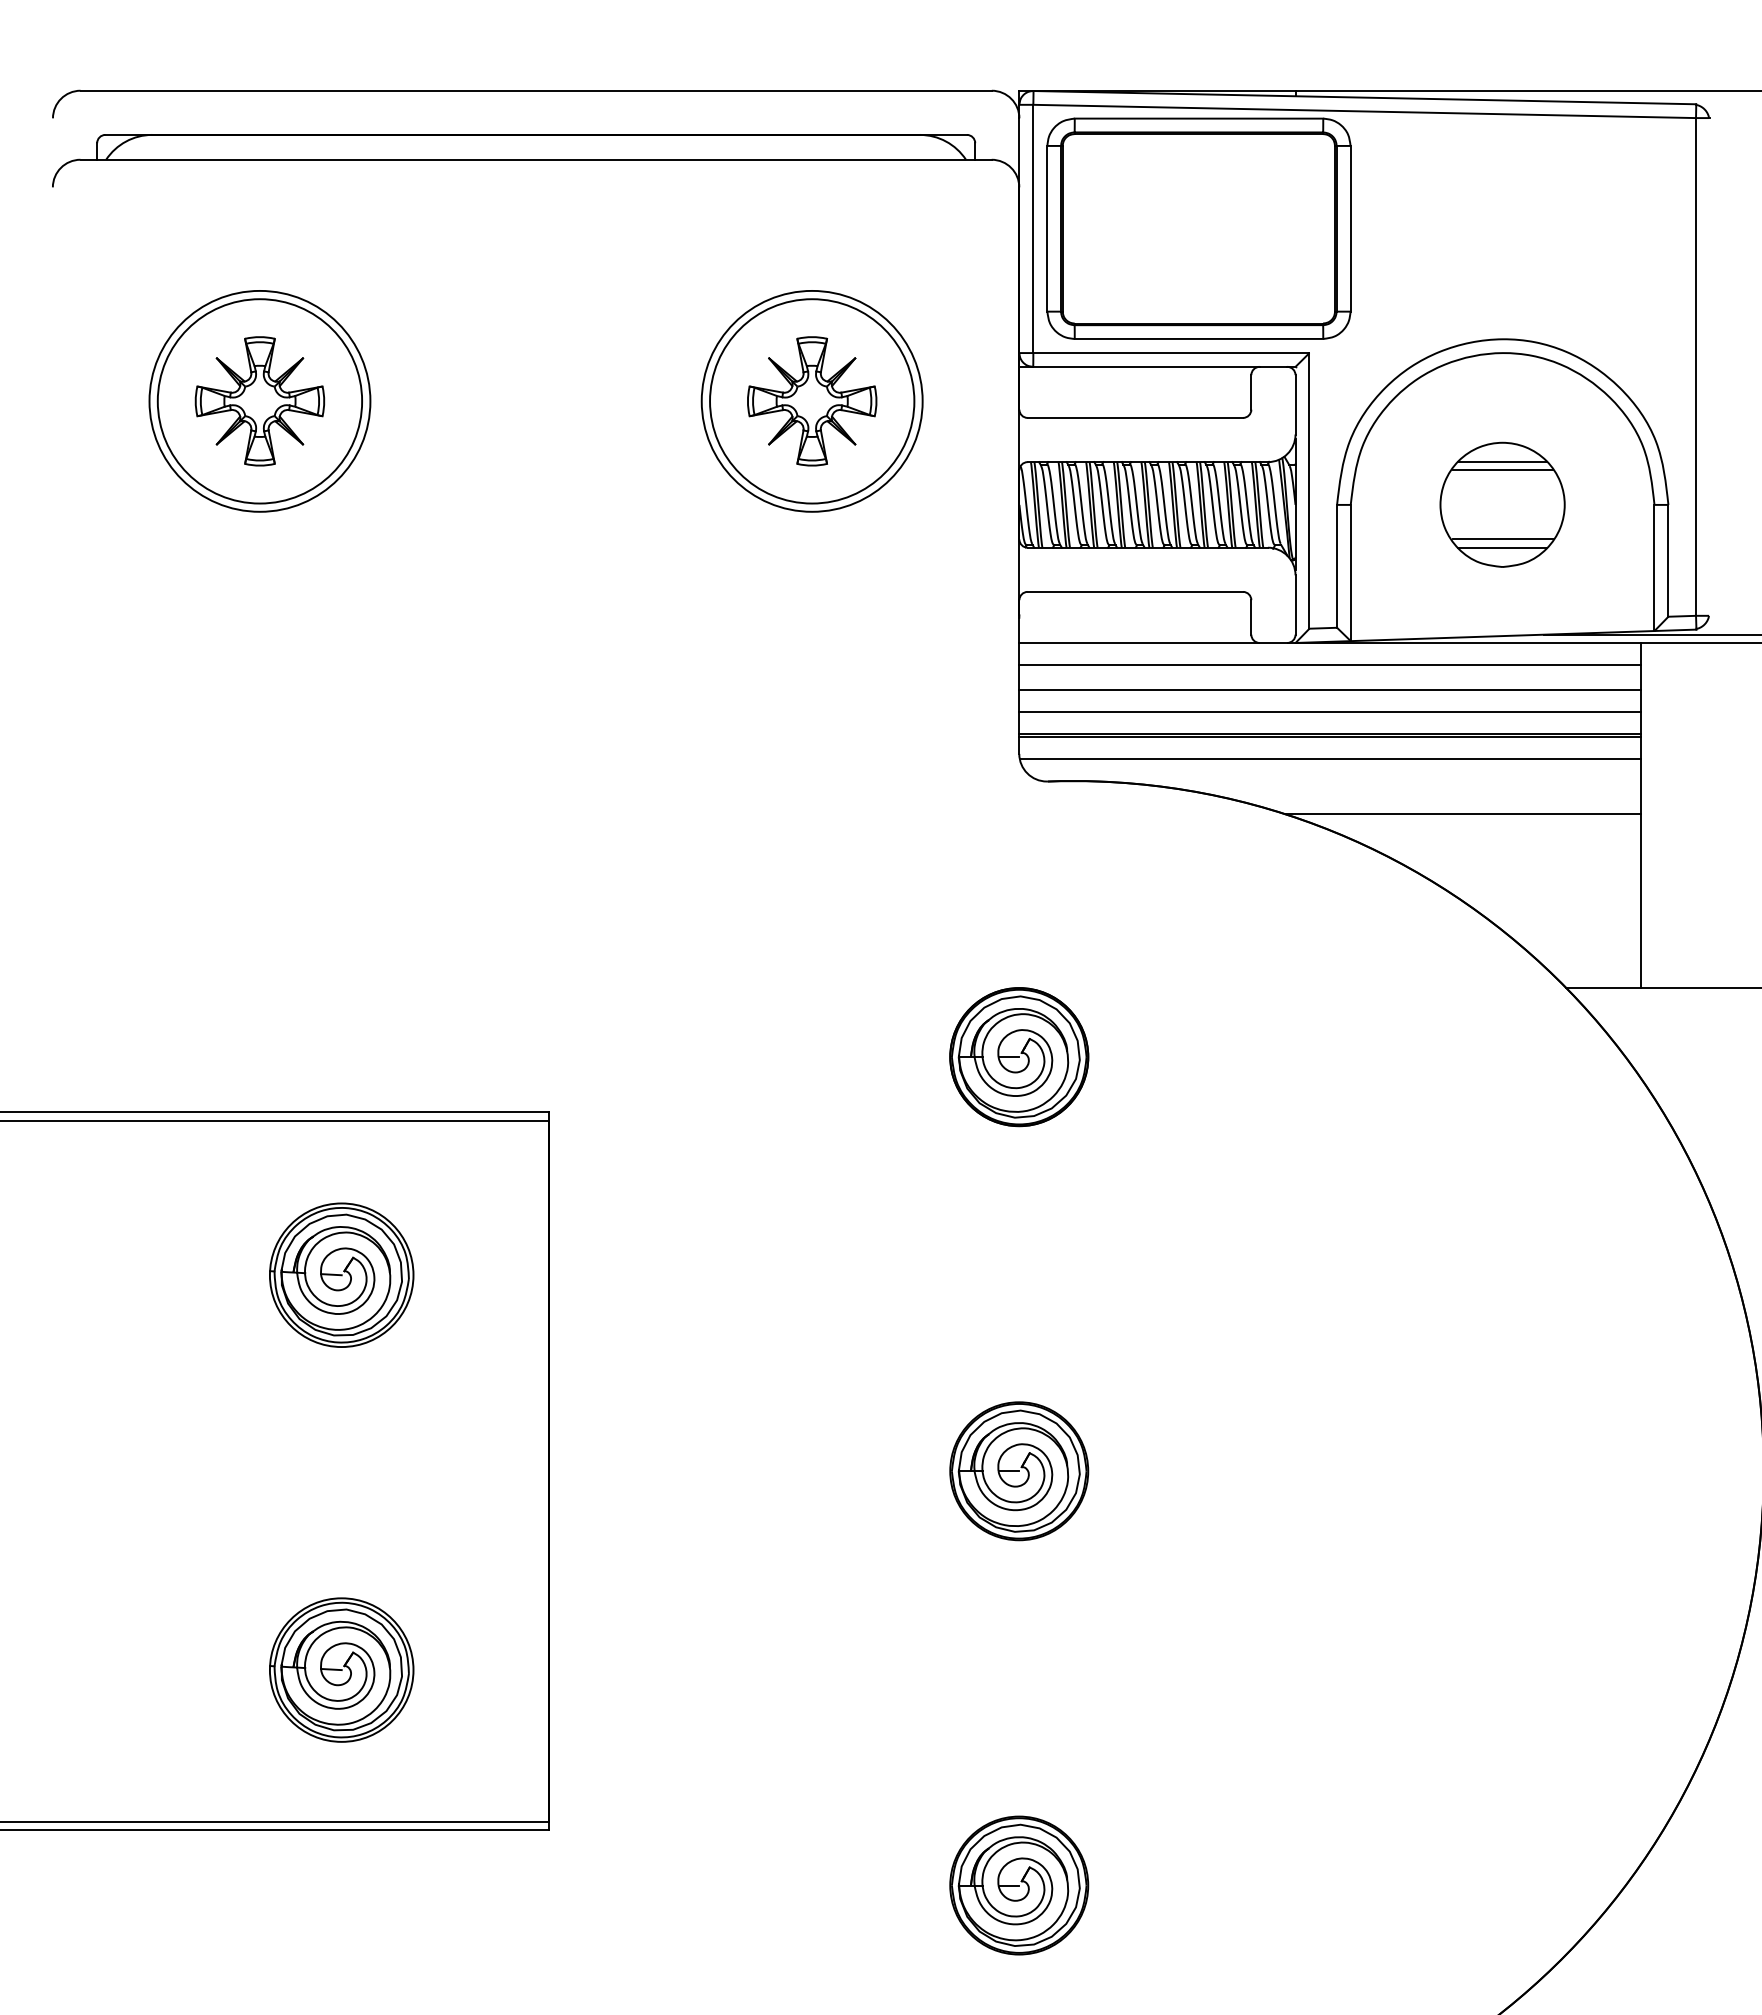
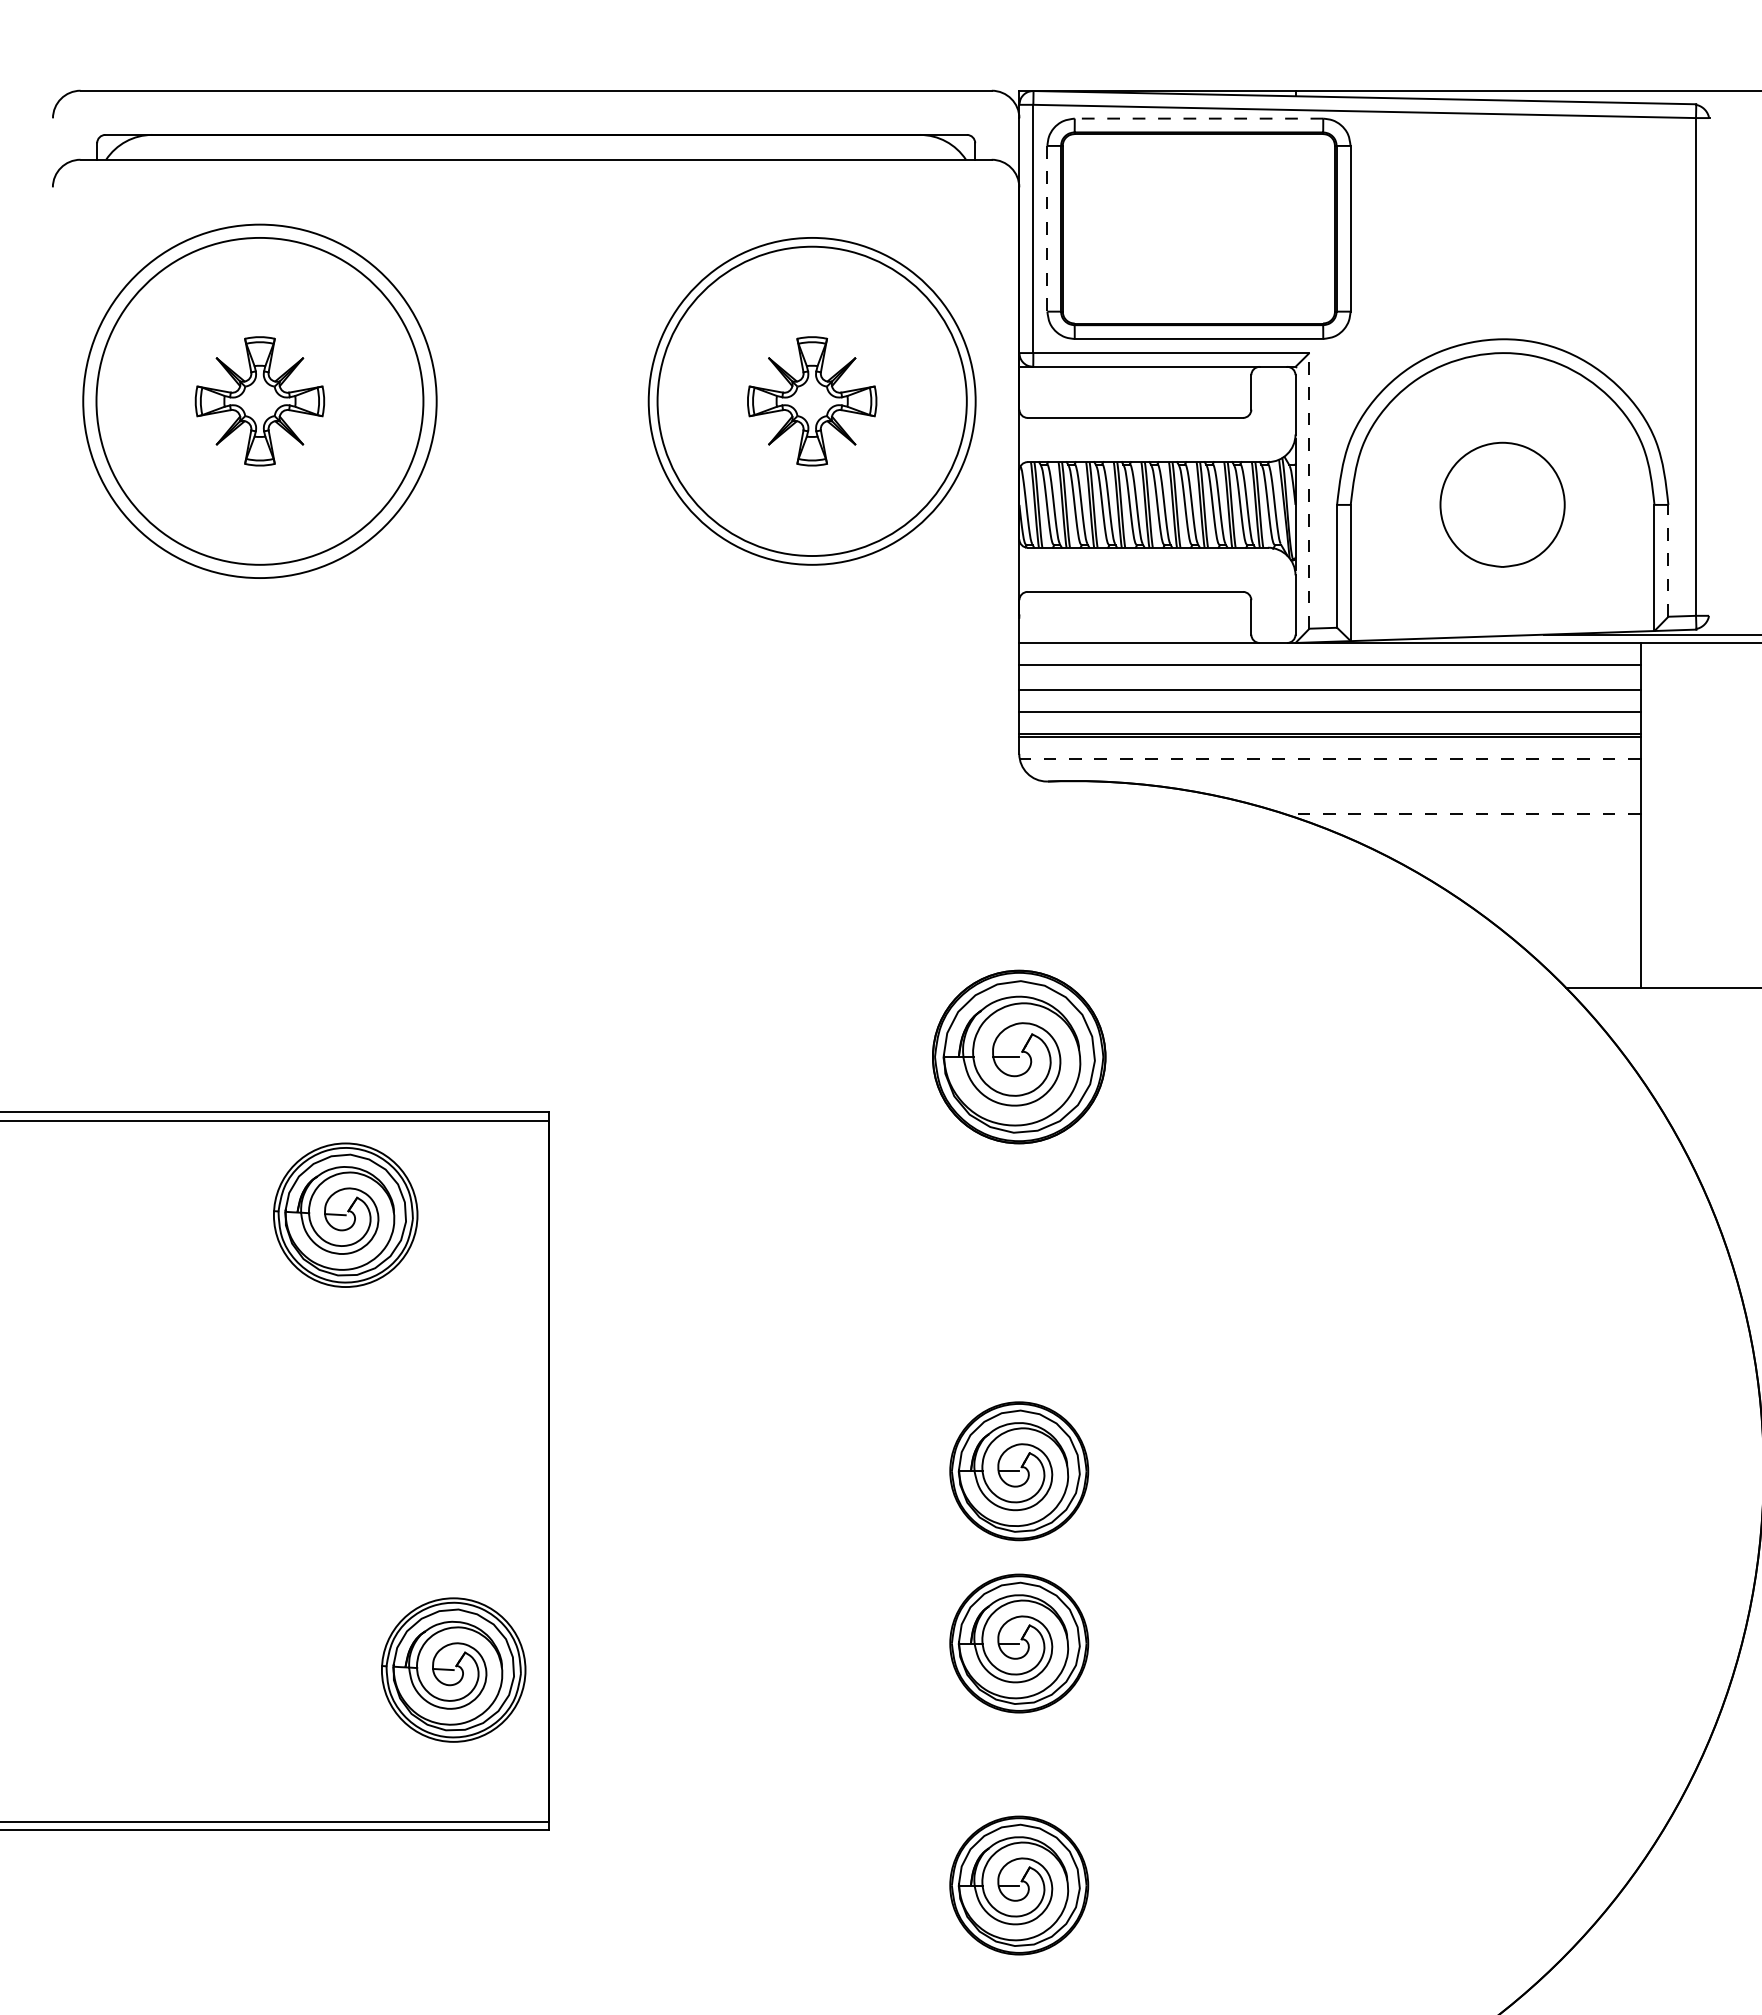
line: solid -> dashed (1198, 118)
line: solid -> dashed (1047, 228)
circle diameter: 221 px -> 353 px (259, 401)
circle diameter: 221 px -> 309 px (811, 401)
circle diameter: 204 px -> 327 px (259, 400)
circle diameter: 204 px -> 327 px (811, 400)
line: present -> none (1502, 462)
line: present -> none (1502, 470)
line: solid -> dashed (1309, 490)
line: present -> none (1502, 539)
line: present -> none (1502, 547)
line: solid -> dashed (1668, 560)
line: solid -> dashed (1329, 759)
line: solid -> dashed (1463, 814)
part size: 141x141 px -> 175x176 px (1019, 1056)
part position: (341, 1274) -> (345, 1214) (345, 1214)
part: none -> present (1019, 1643)
part position: (341, 1669) -> (453, 1669) (453, 1669)
